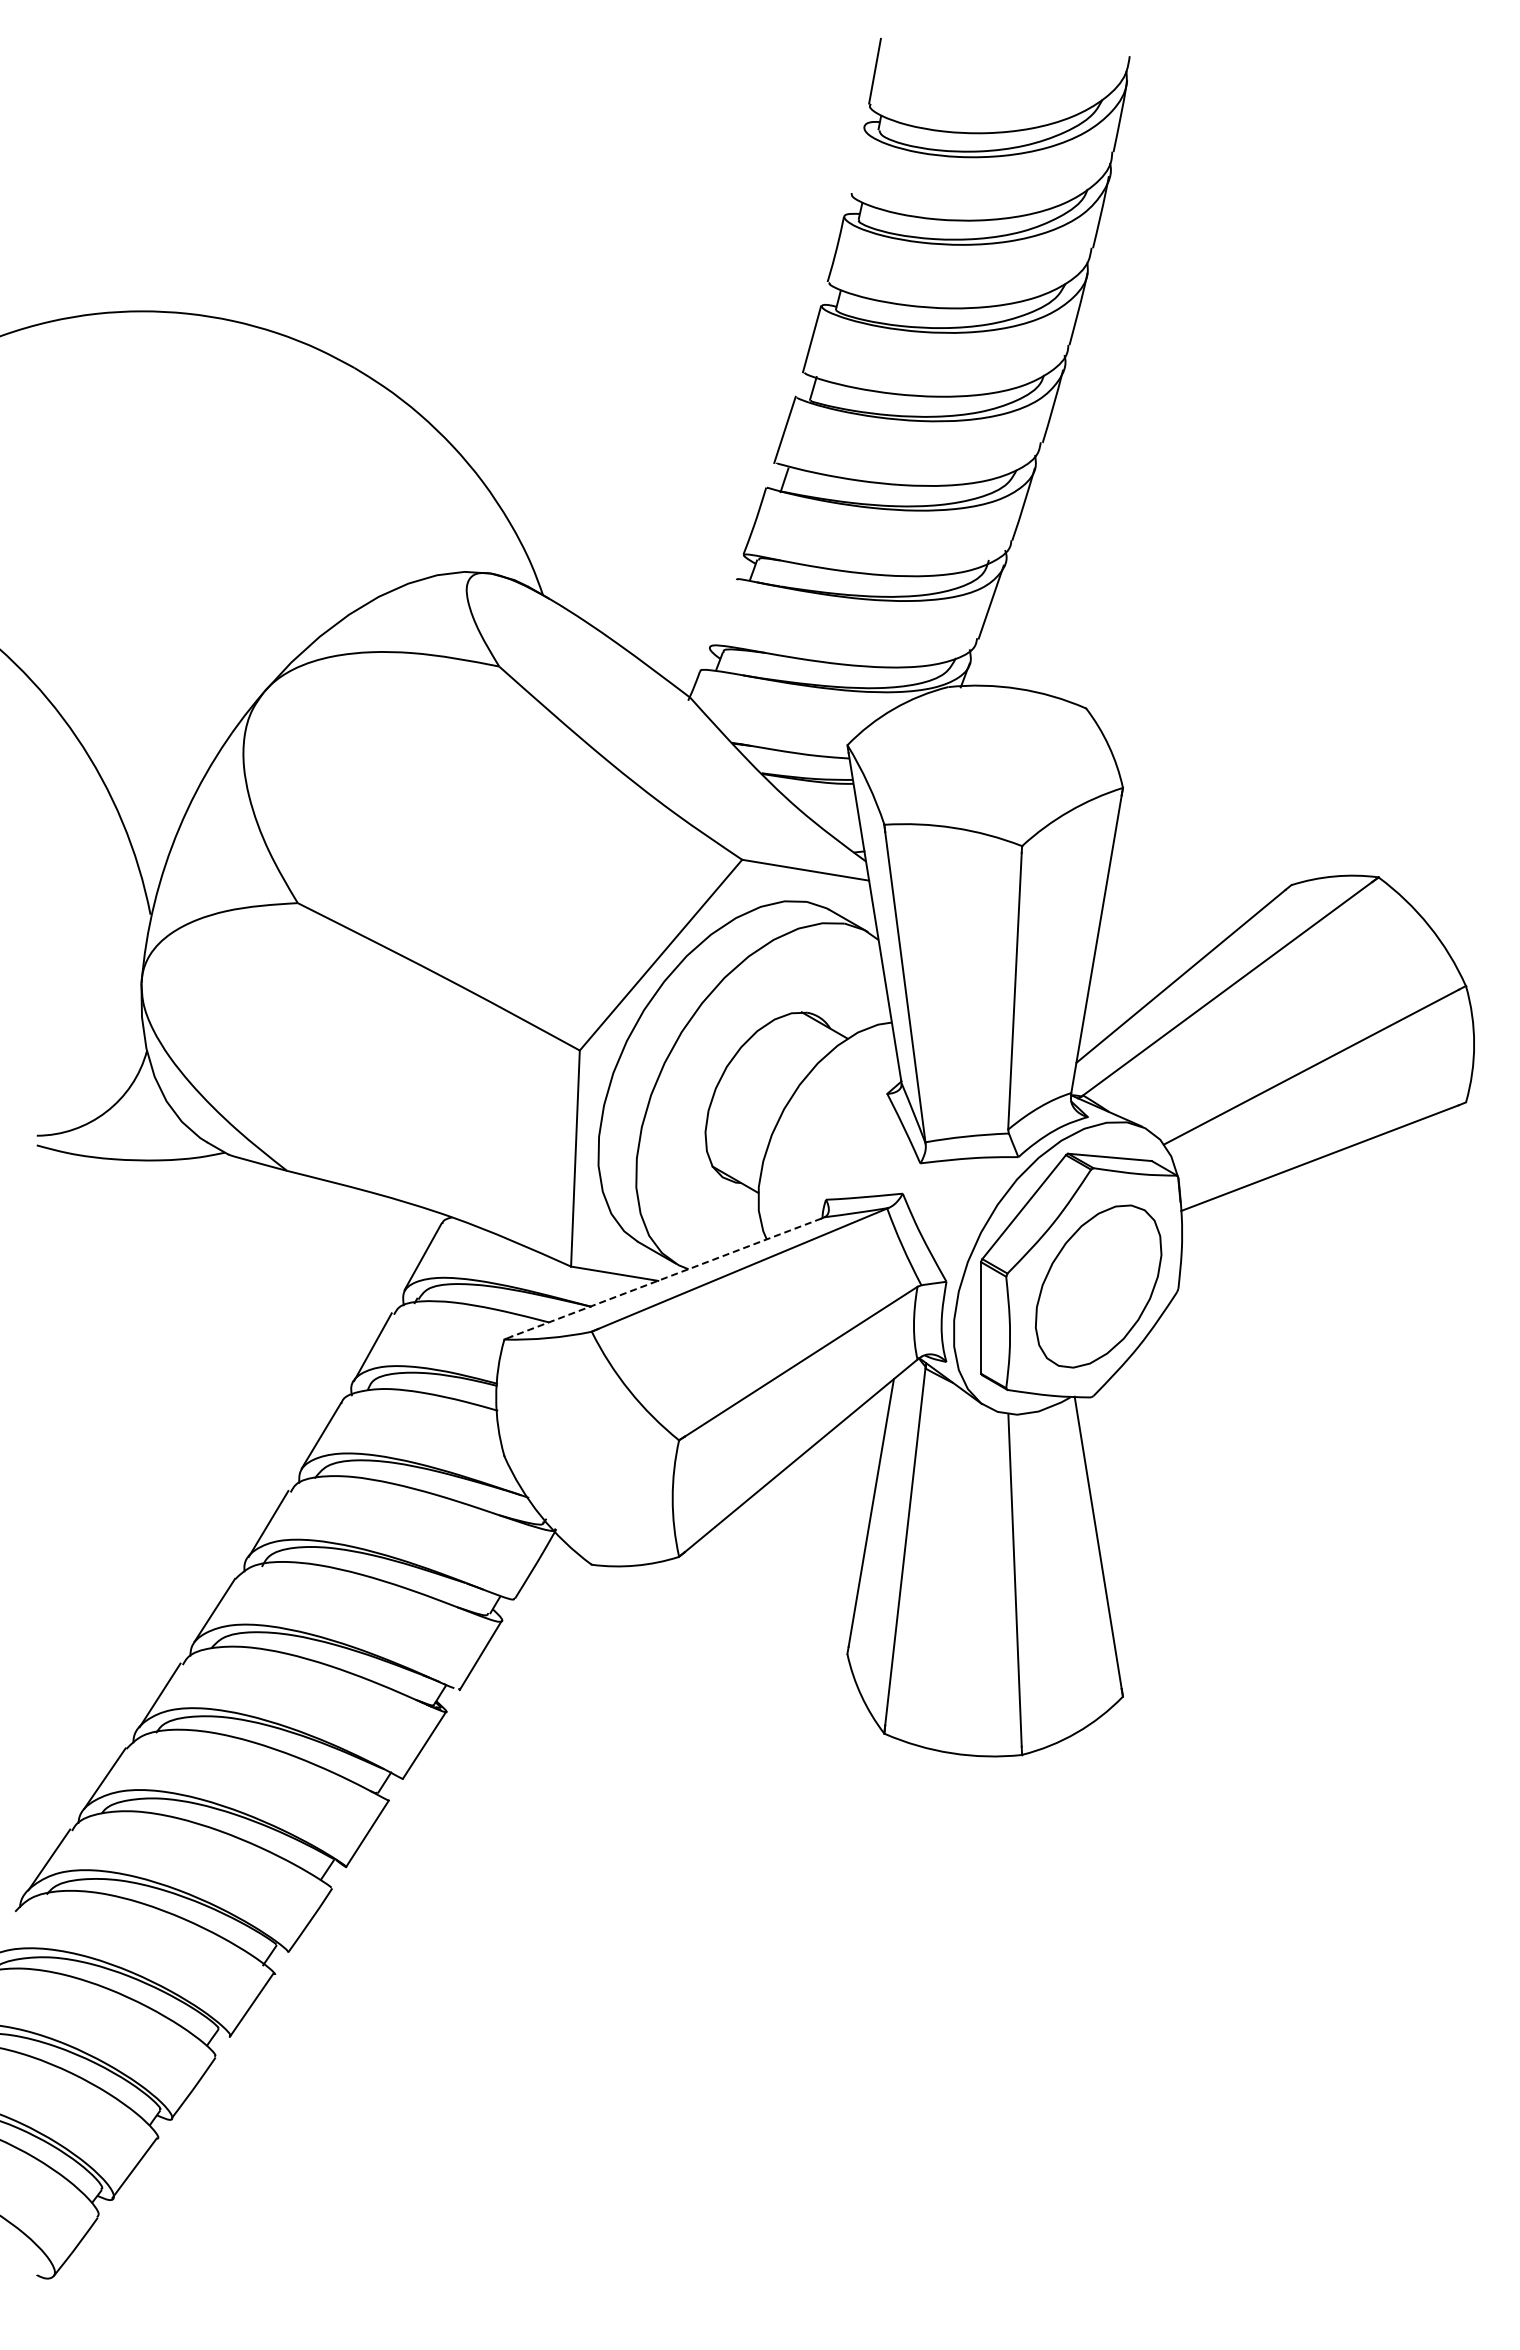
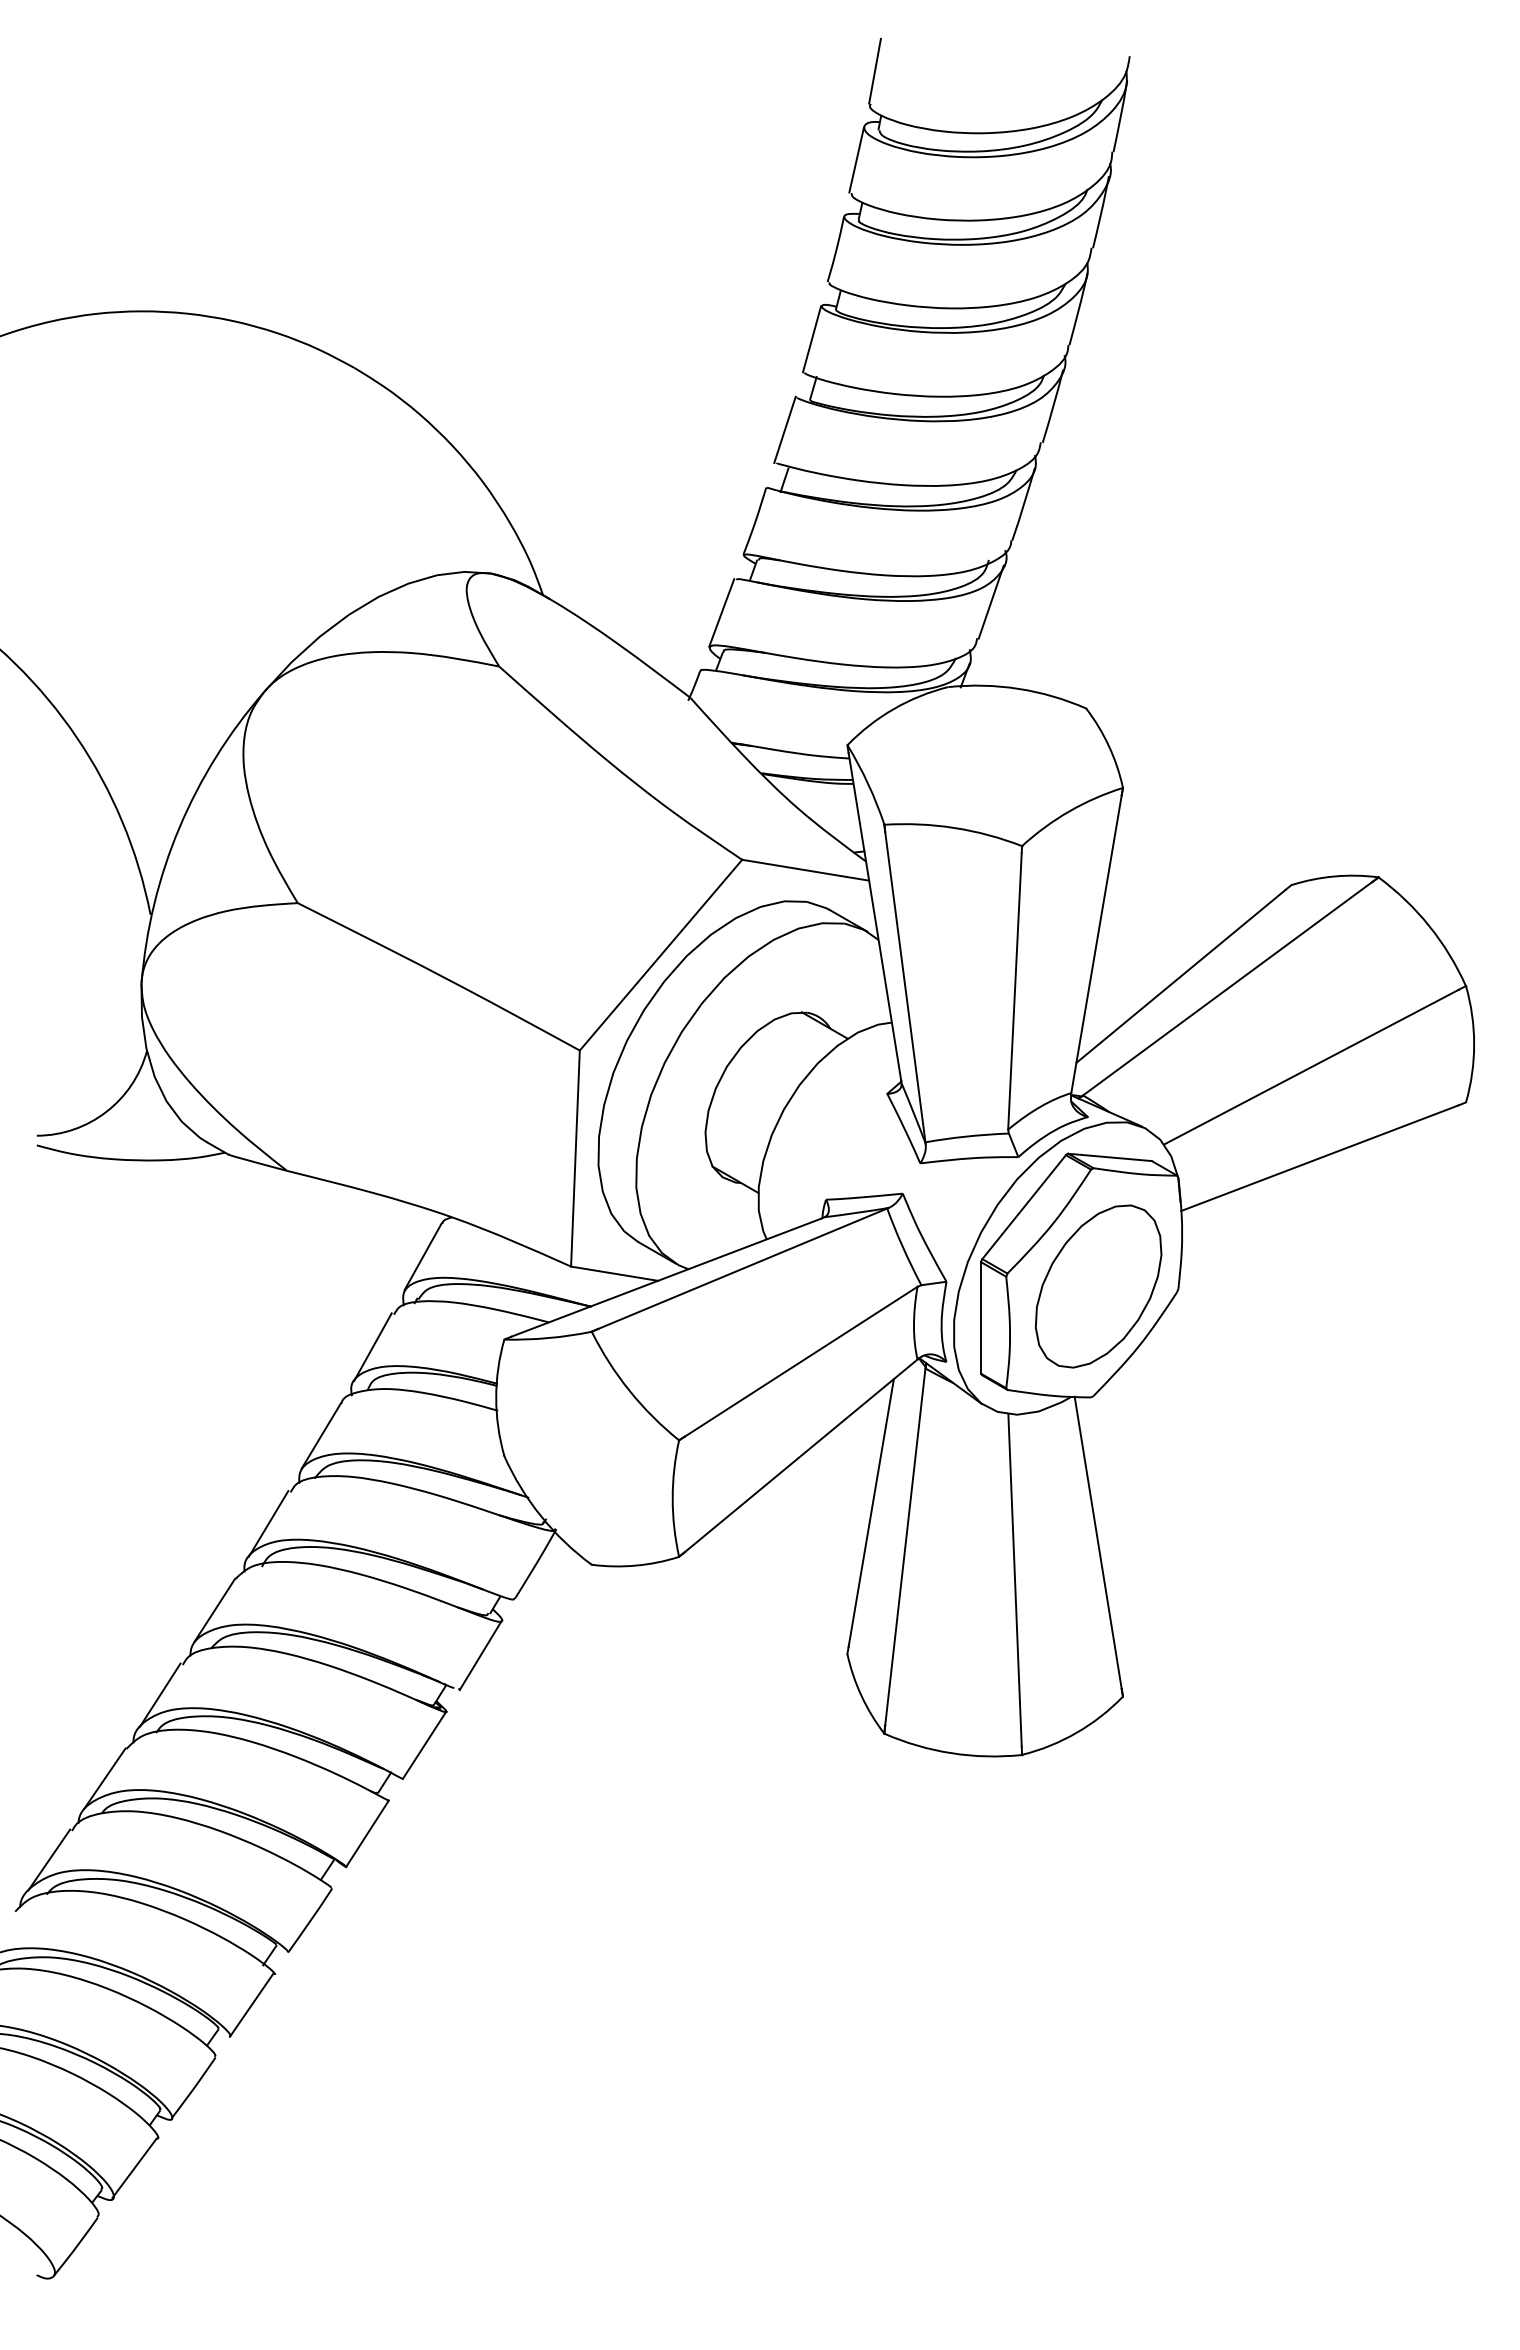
line: none -> present (856, 159)
line: none -> present (721, 612)
line: dashed -> solid (666, 1277)
